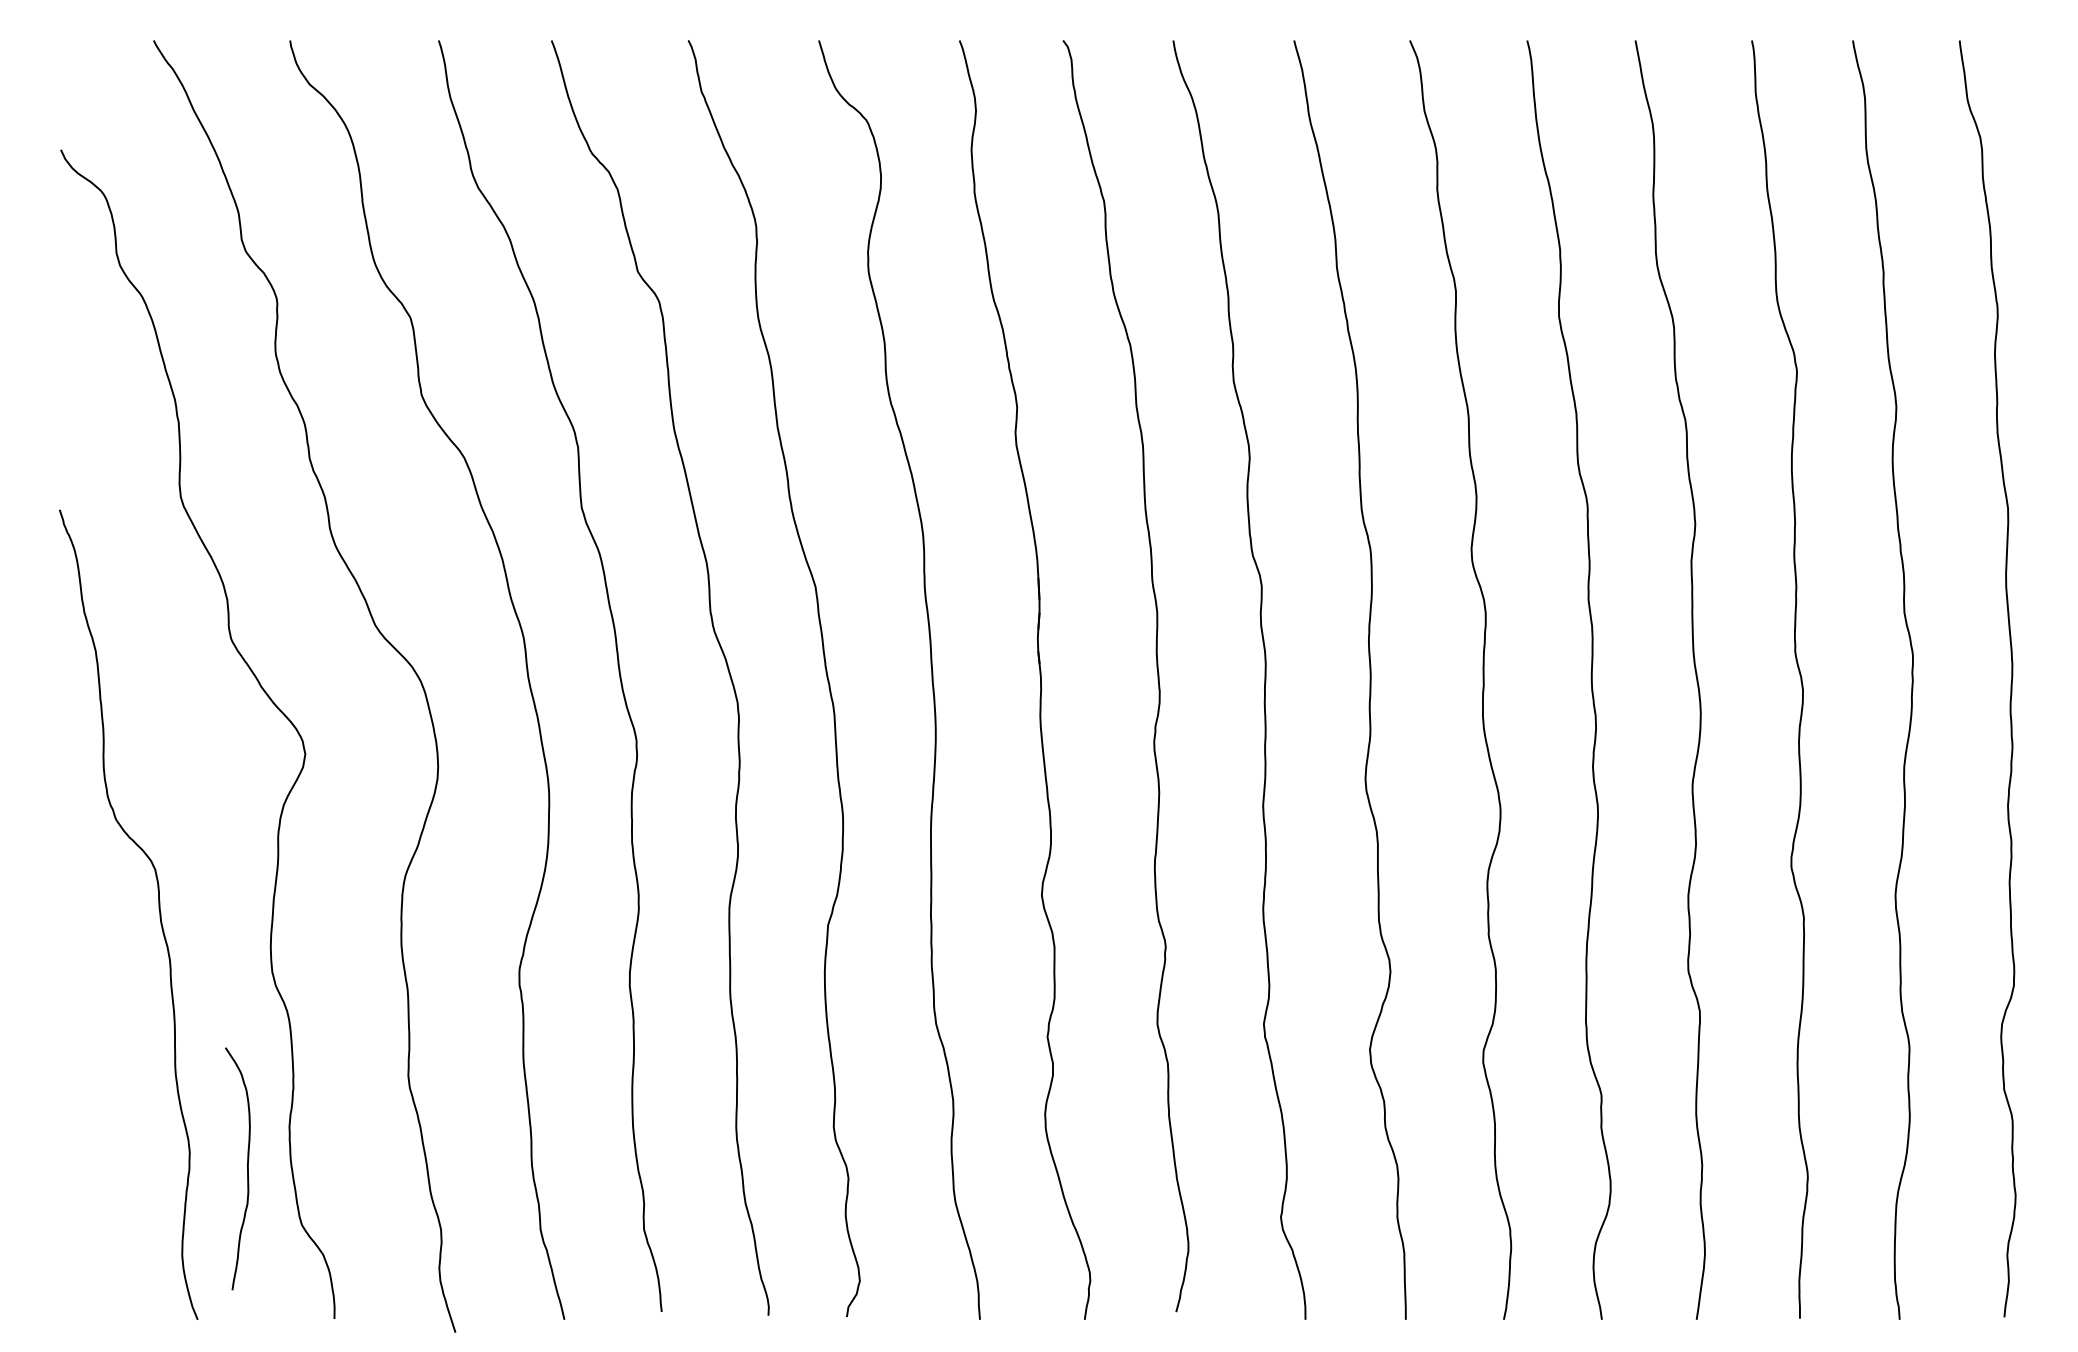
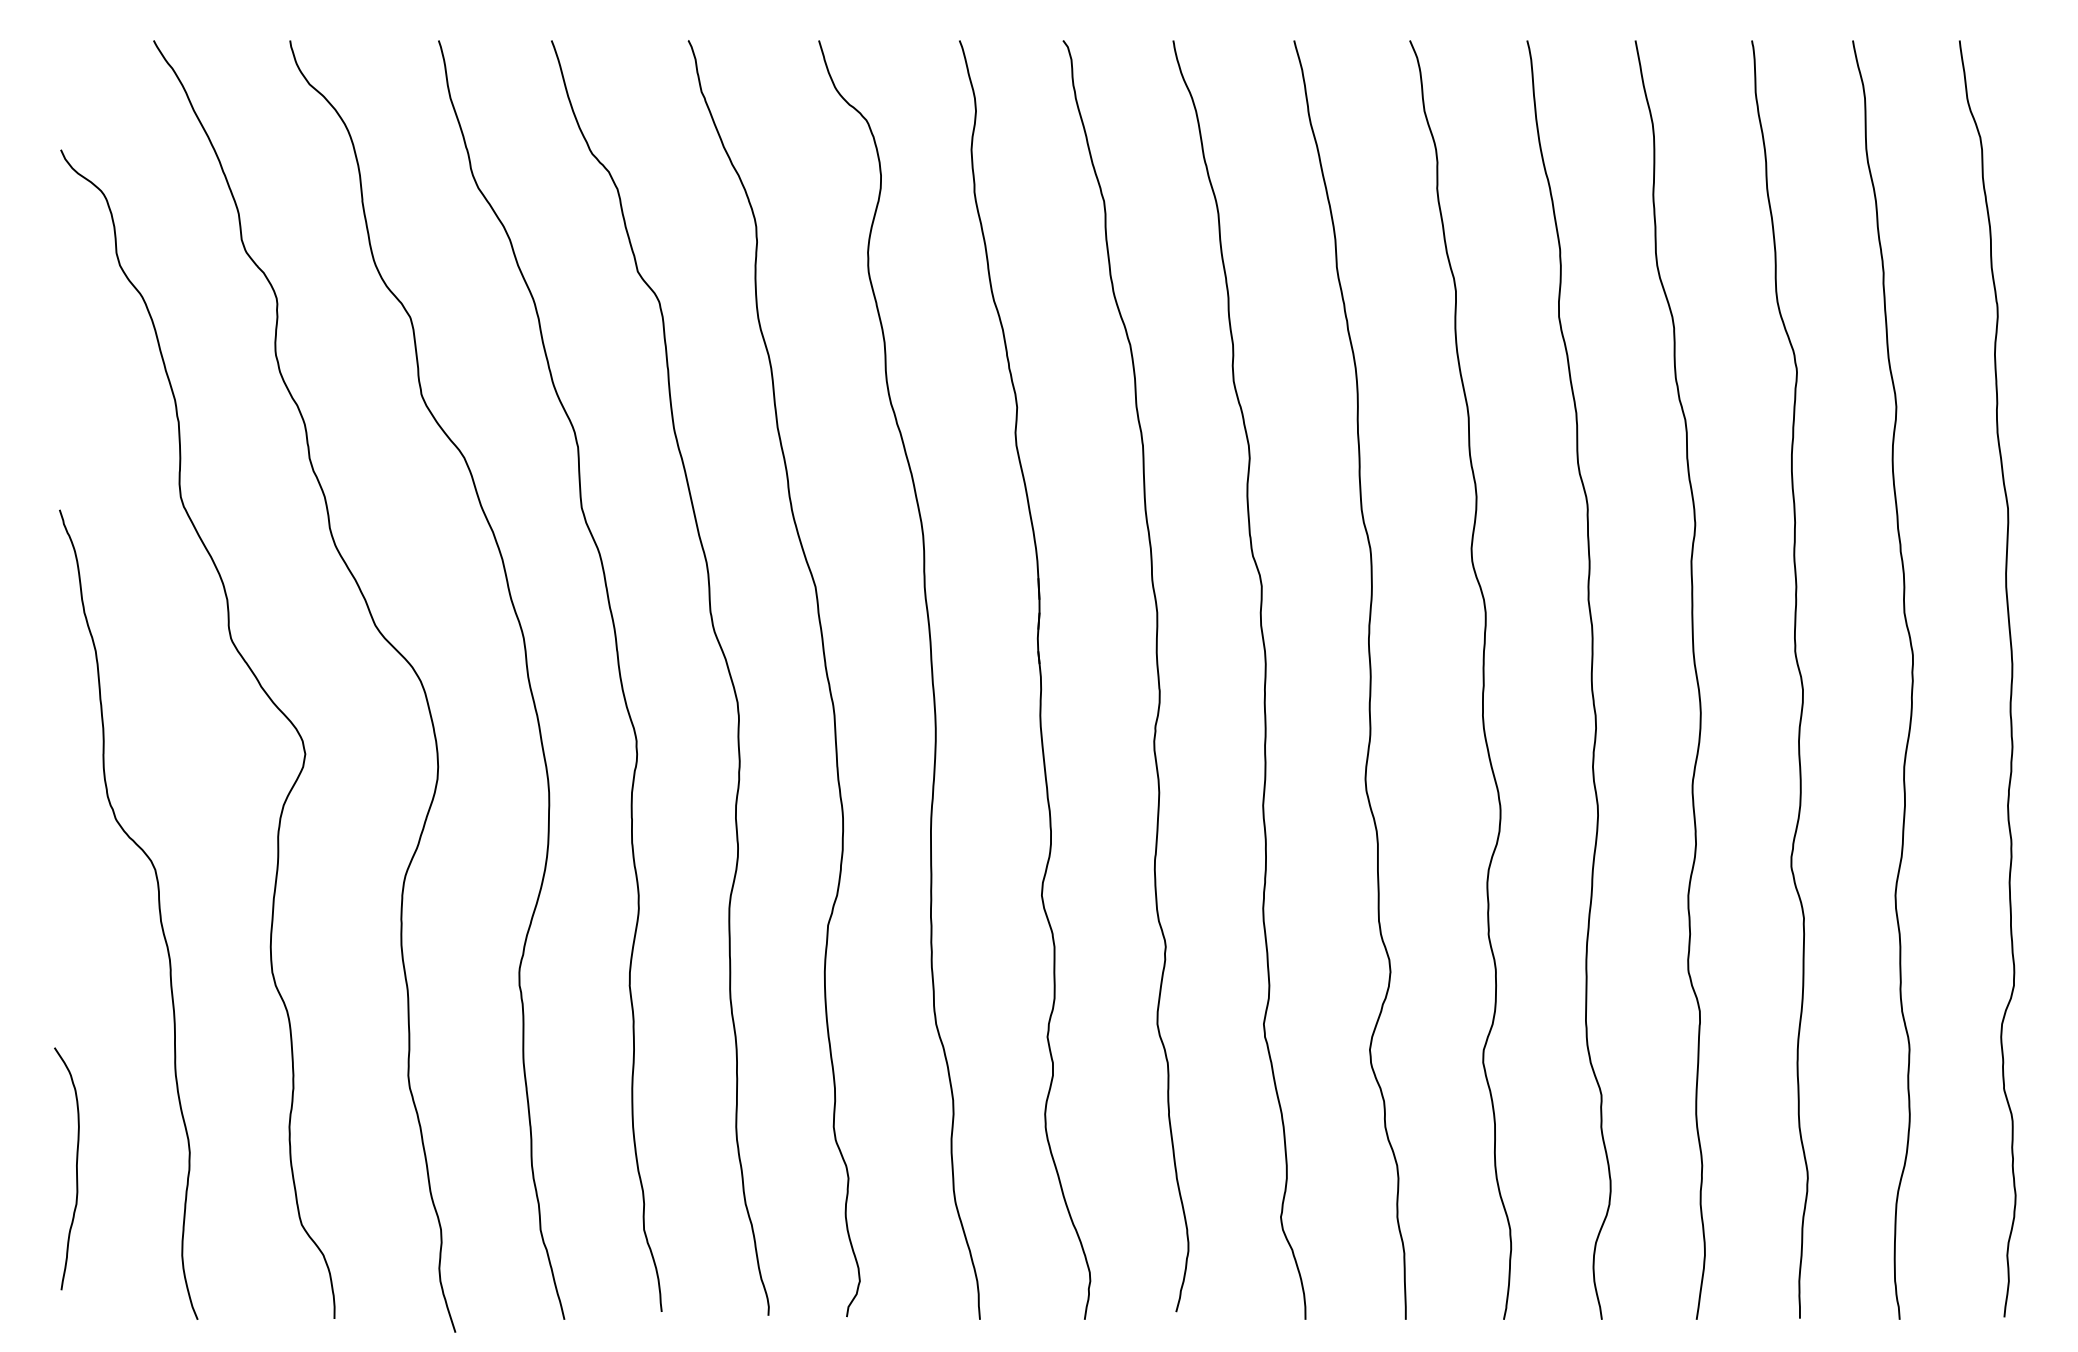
curve position: (247, 1168) -> (76, 1168) (76, 1168)
